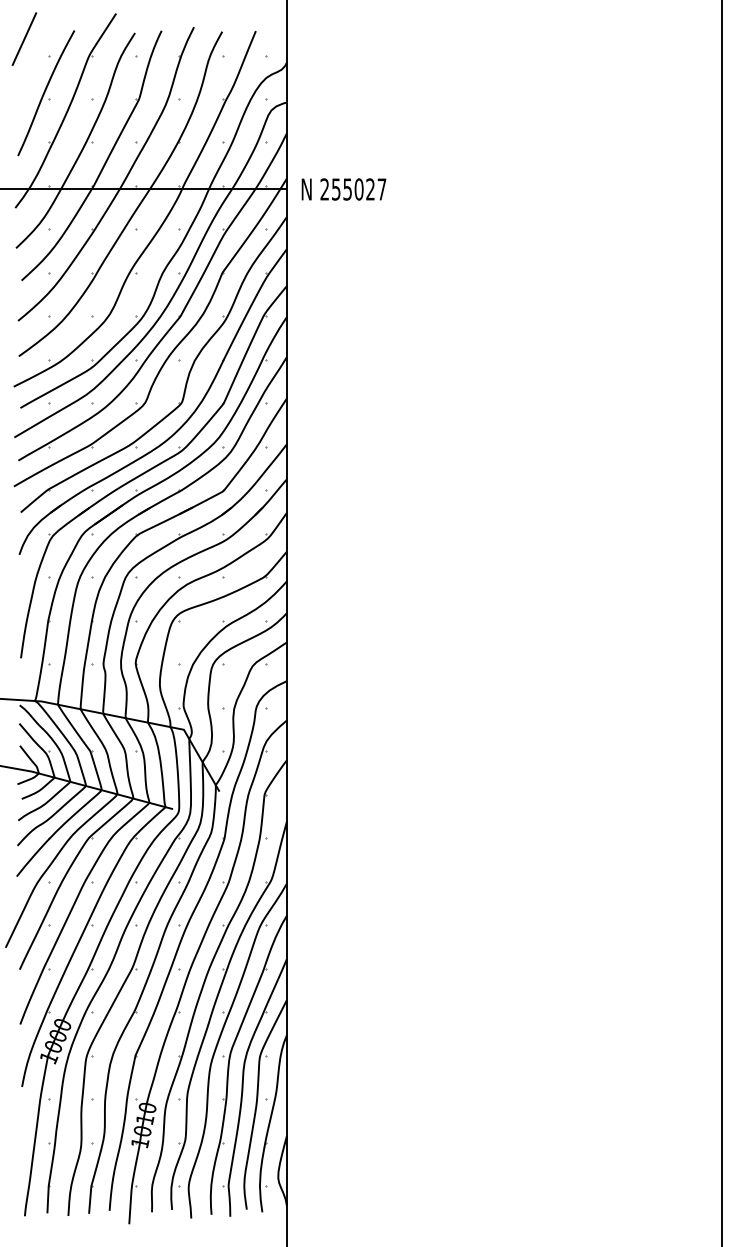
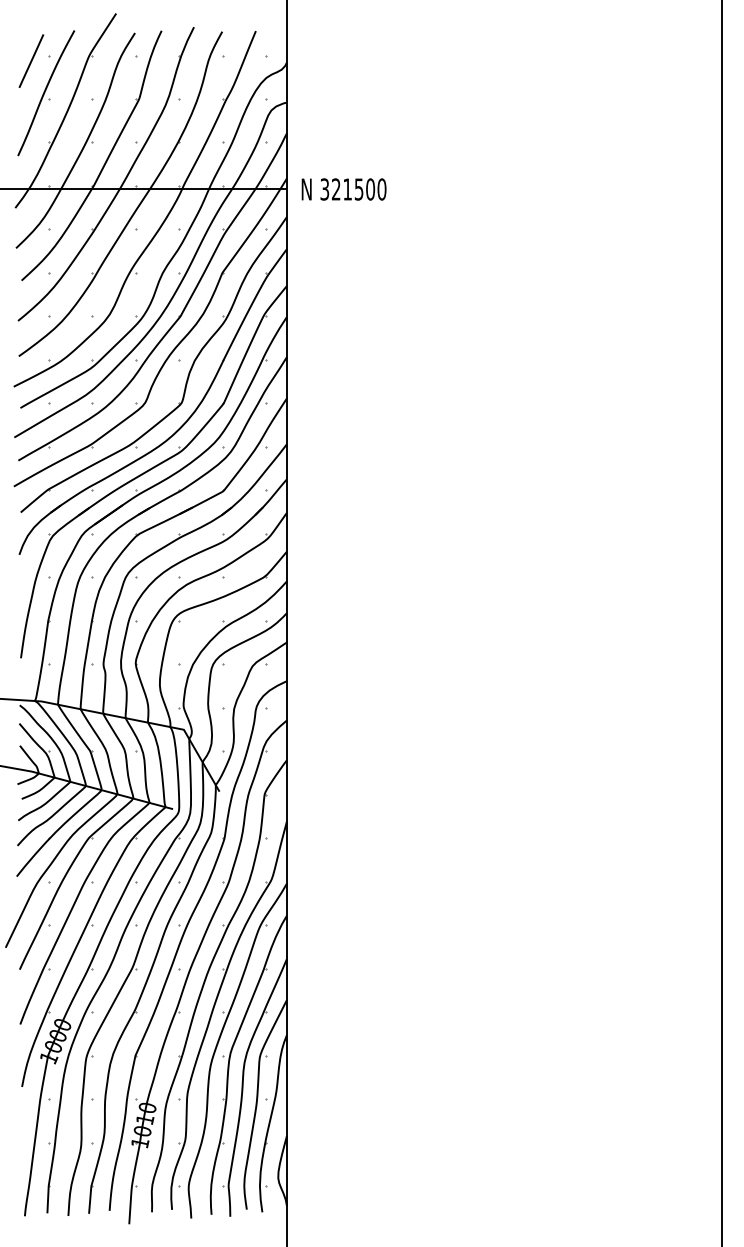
line position: (24, 38) -> (31, 60) (31, 60)
text: 255027 -> 321500 (353, 189)
